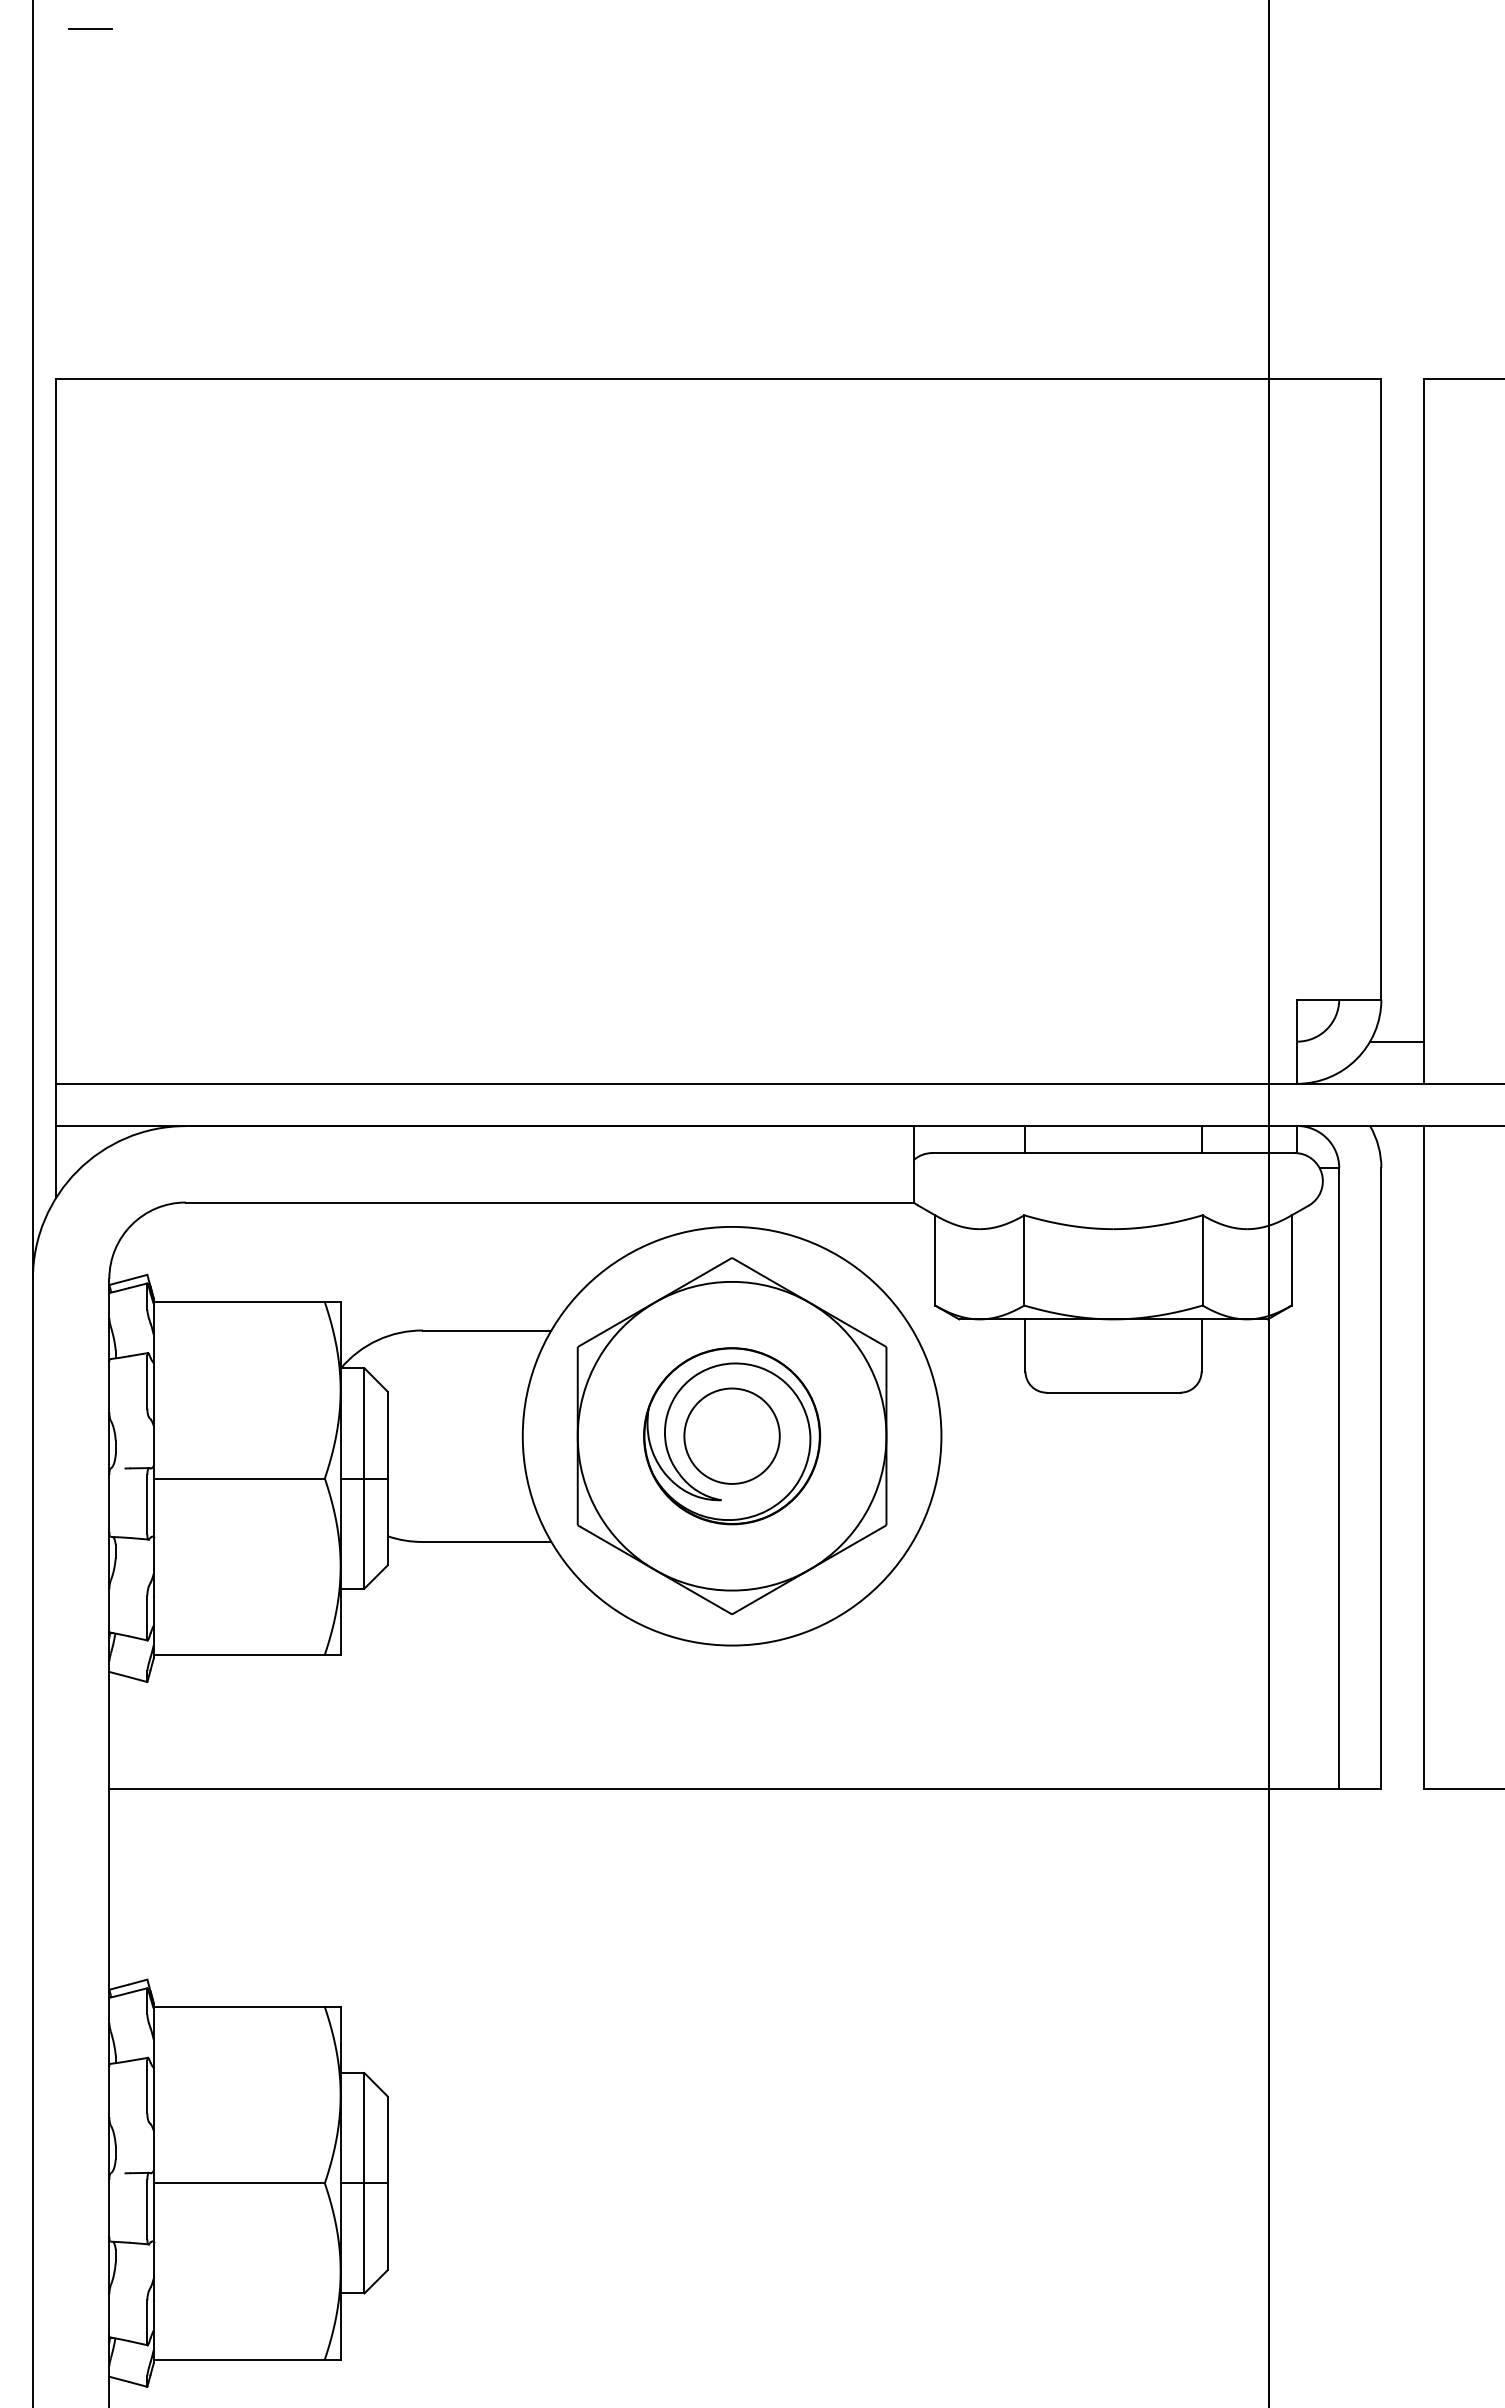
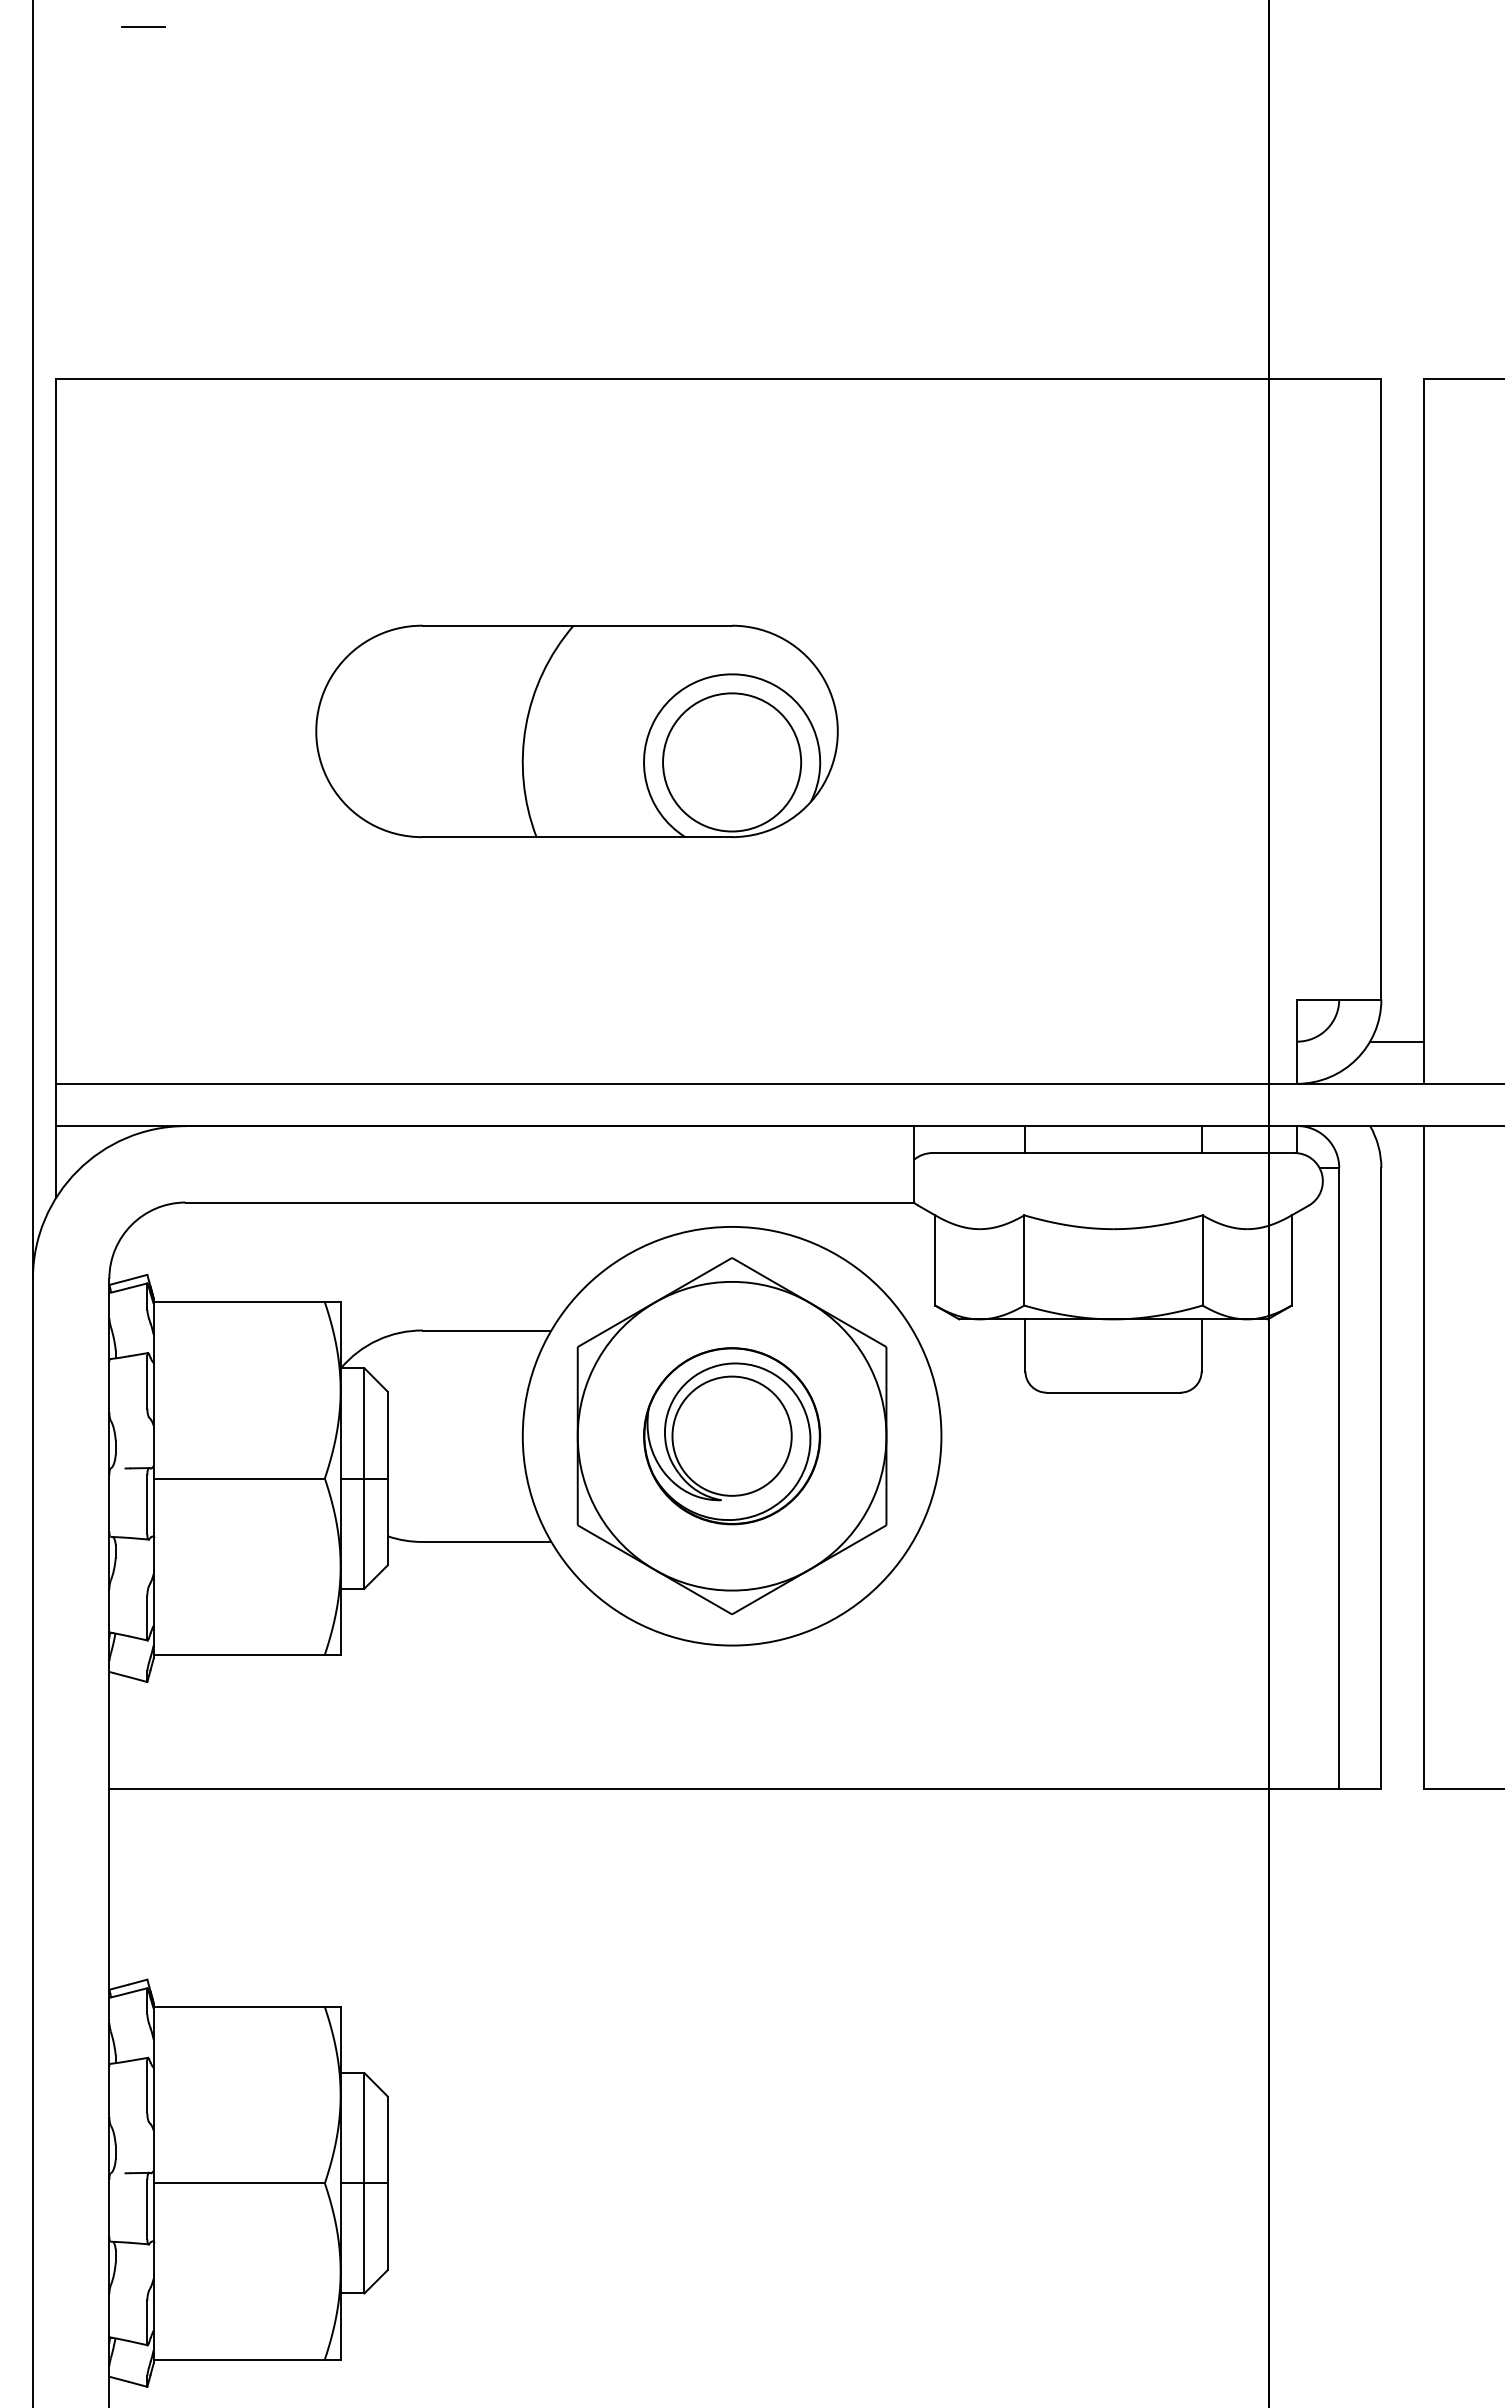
line position: (90, 28) -> (143, 26) (143, 26)
part: none -> present (576, 730)
circle diameter: 95 px -> 119 px (731, 1435)
